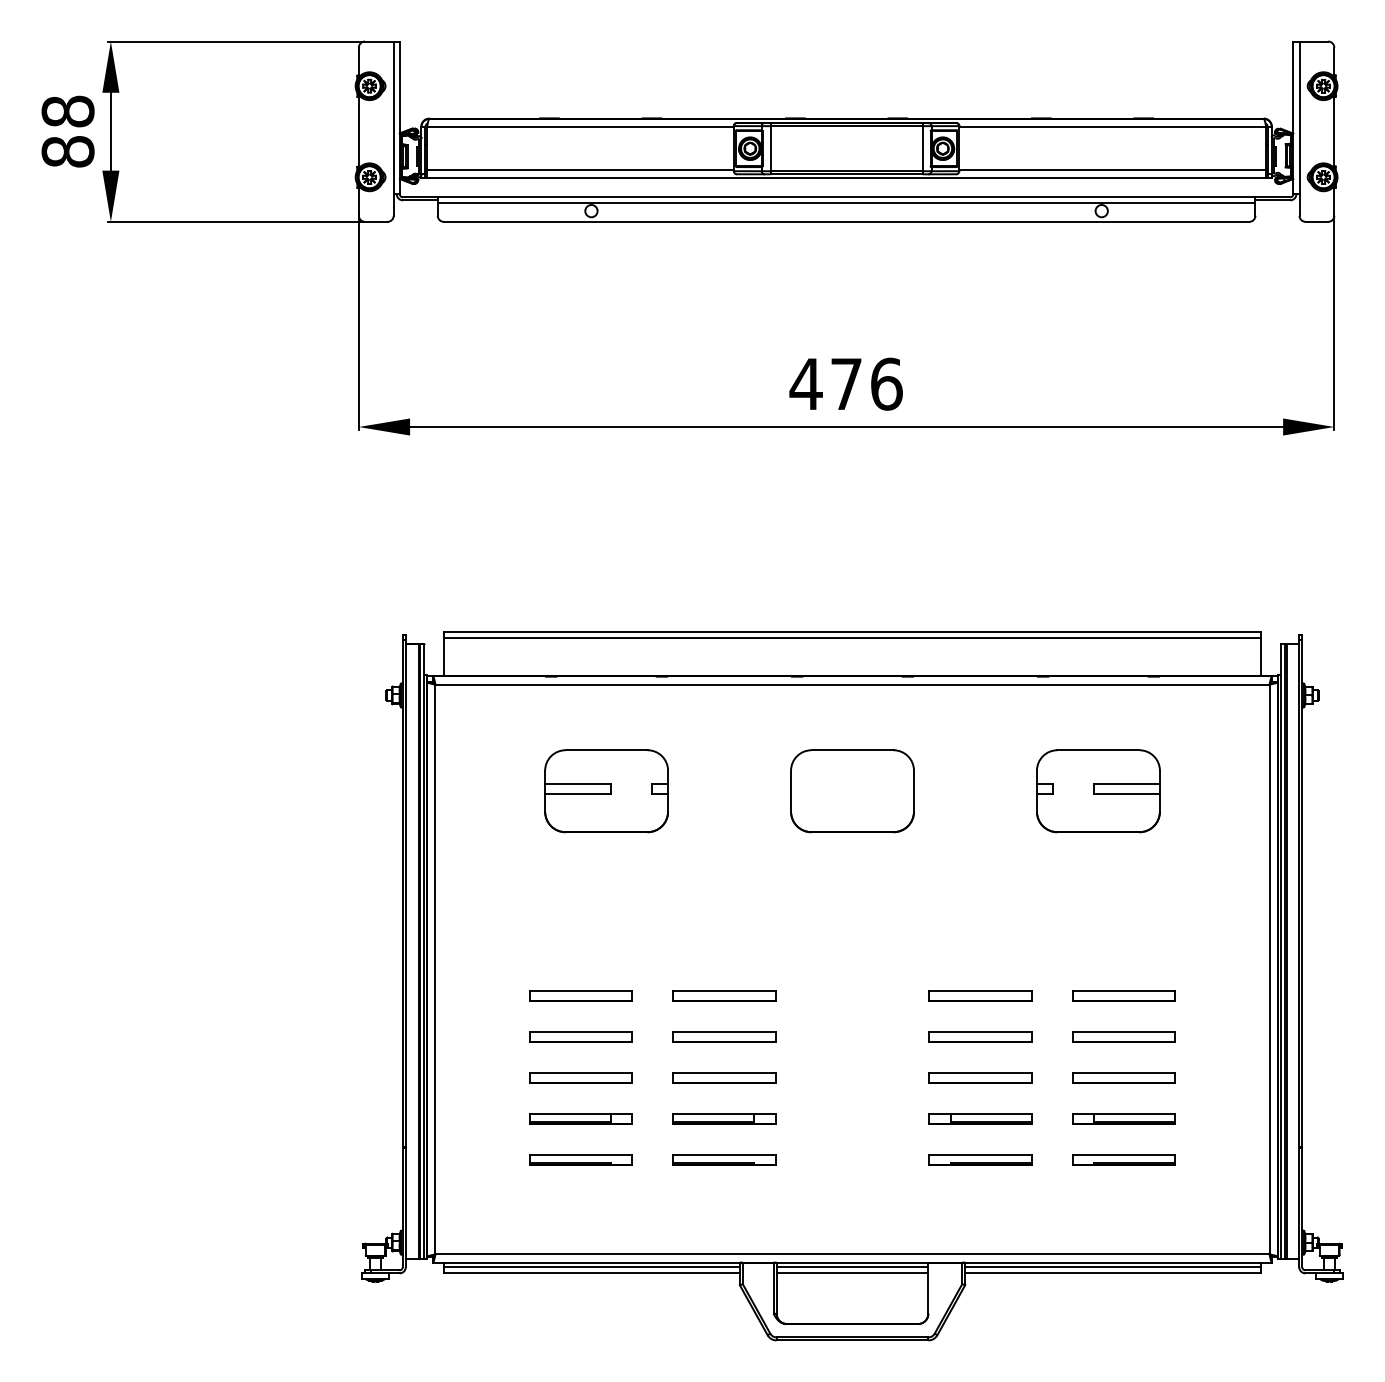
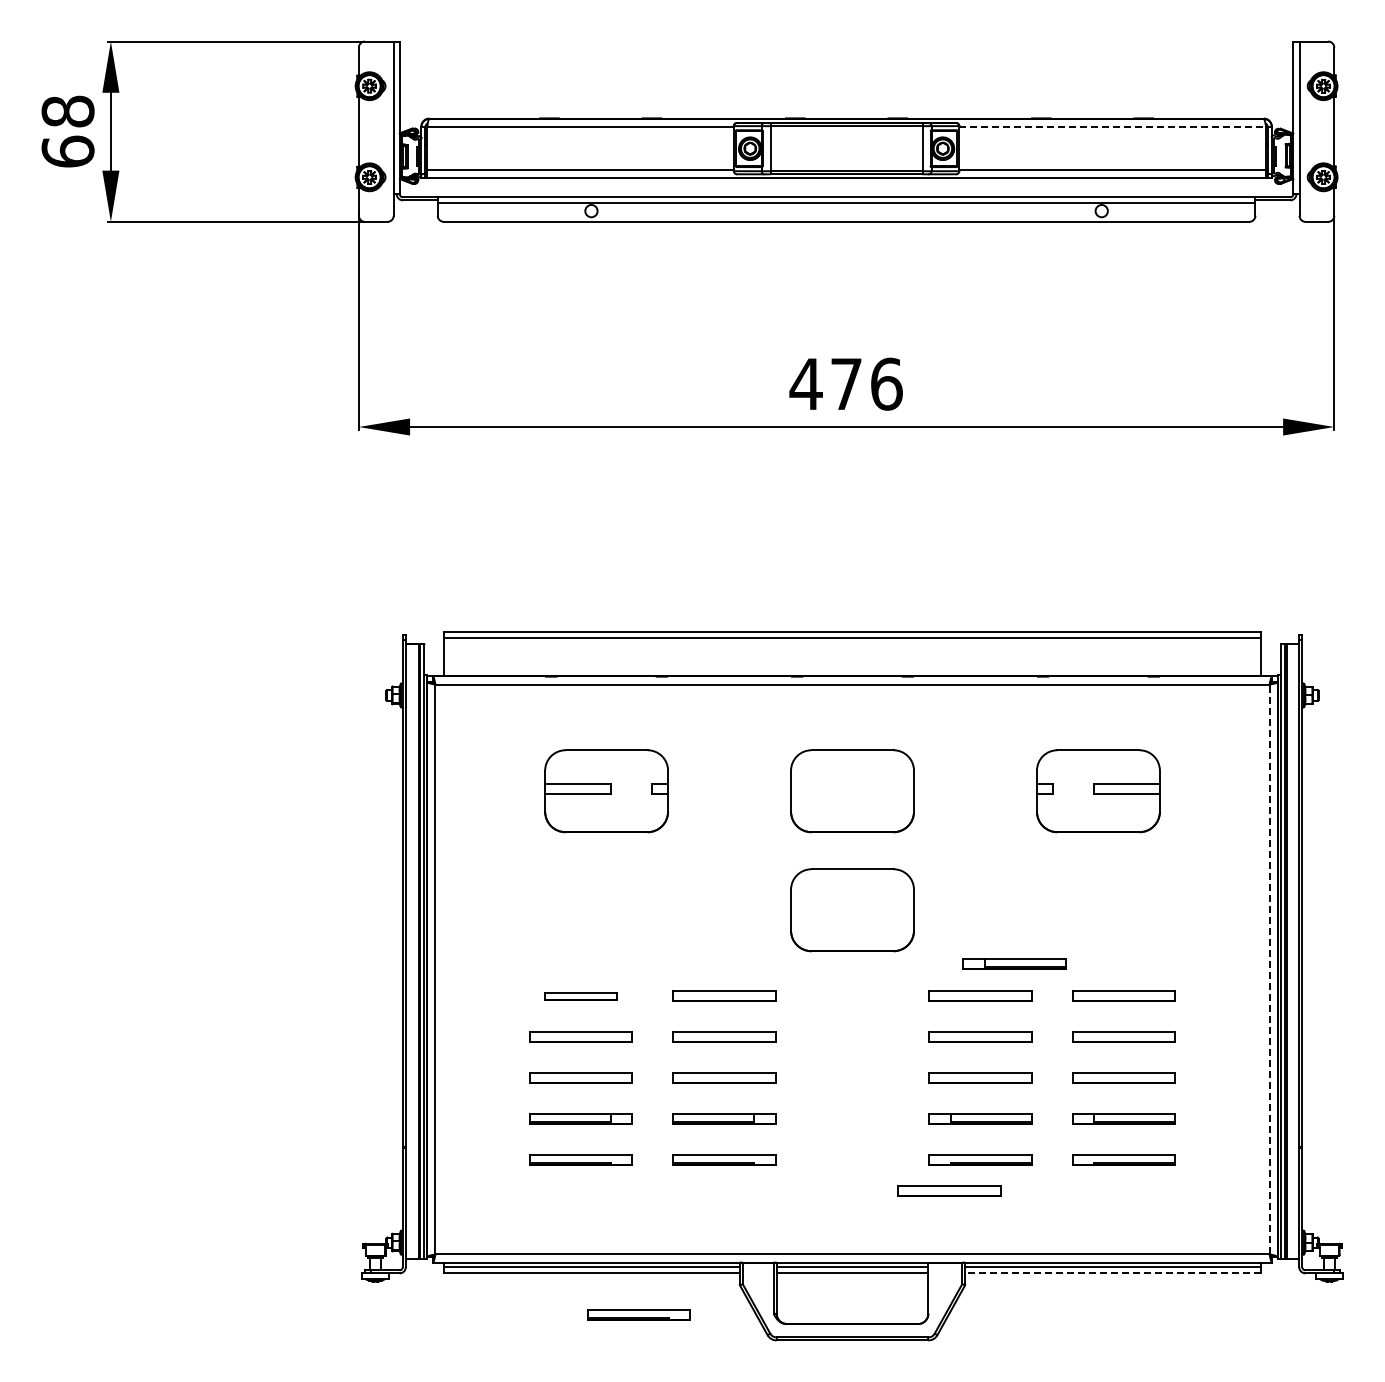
line: solid -> dashed (1113, 127)
text: 88 -> 68 (67, 151)
part: none -> present (852, 910)
part: none -> present (1014, 963)
line: solid -> dashed (1269, 969)
part size: 104x12 px -> 74x9 px (580, 996)
part: none -> present (949, 1190)
line: solid -> dashed (1112, 1273)
part: none -> present (638, 1314)
